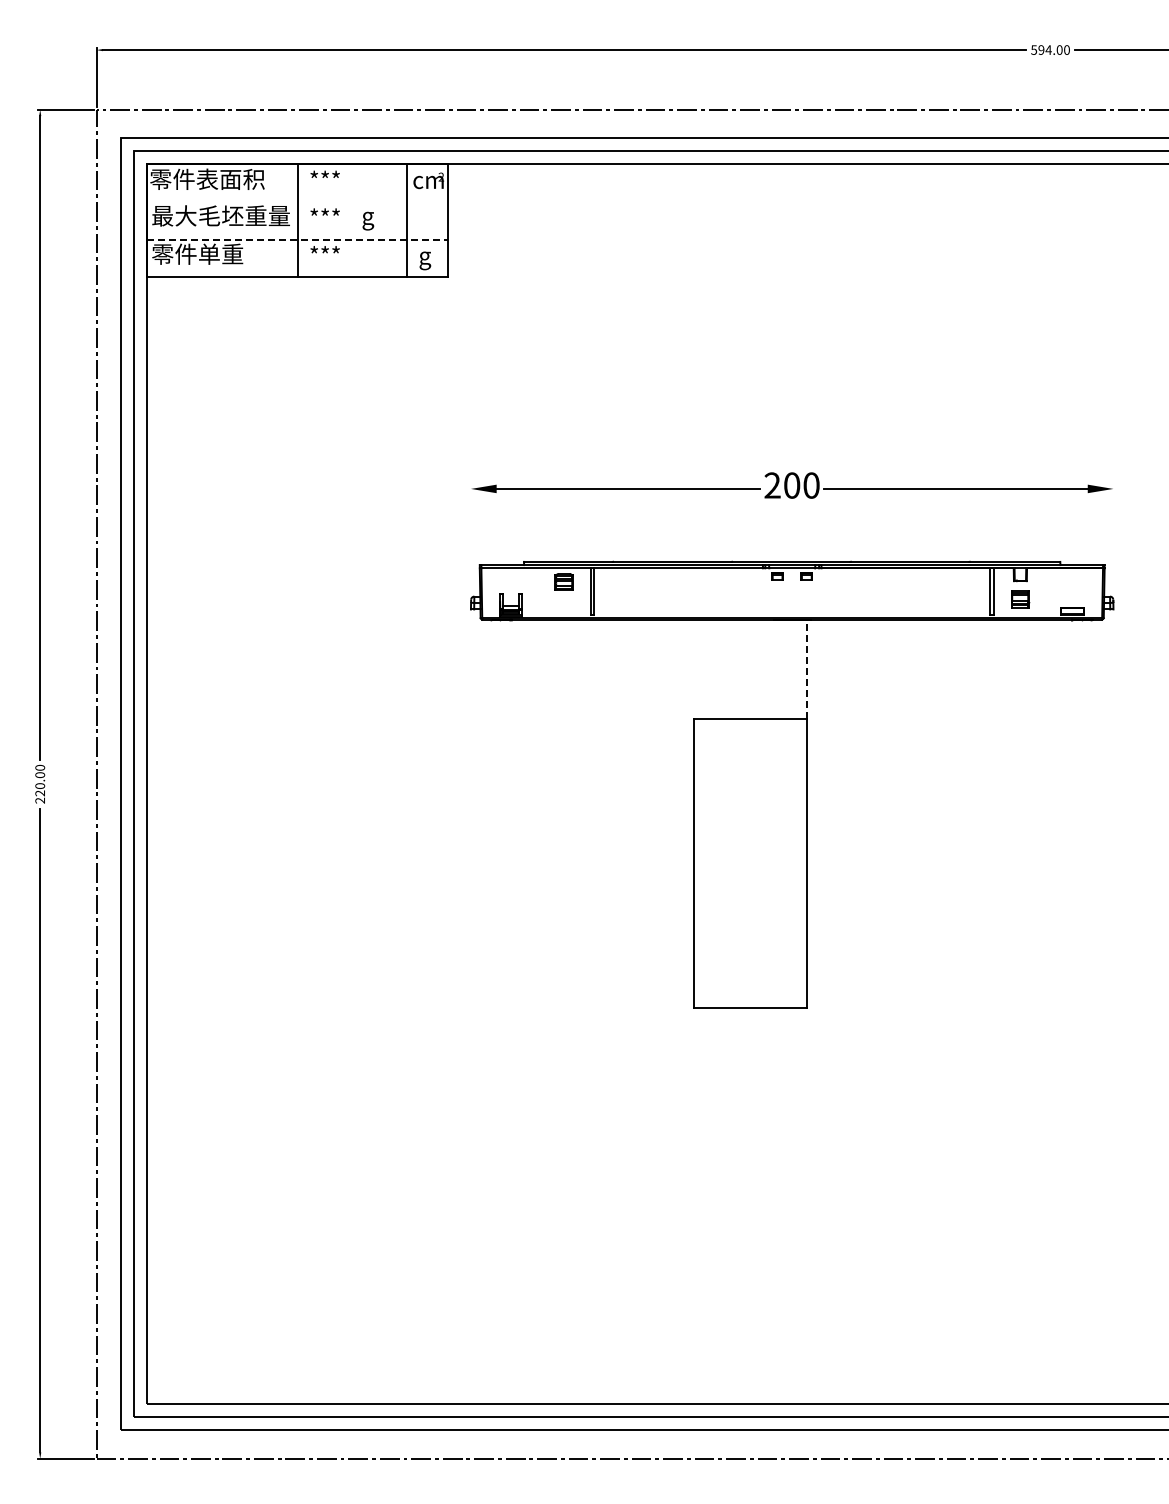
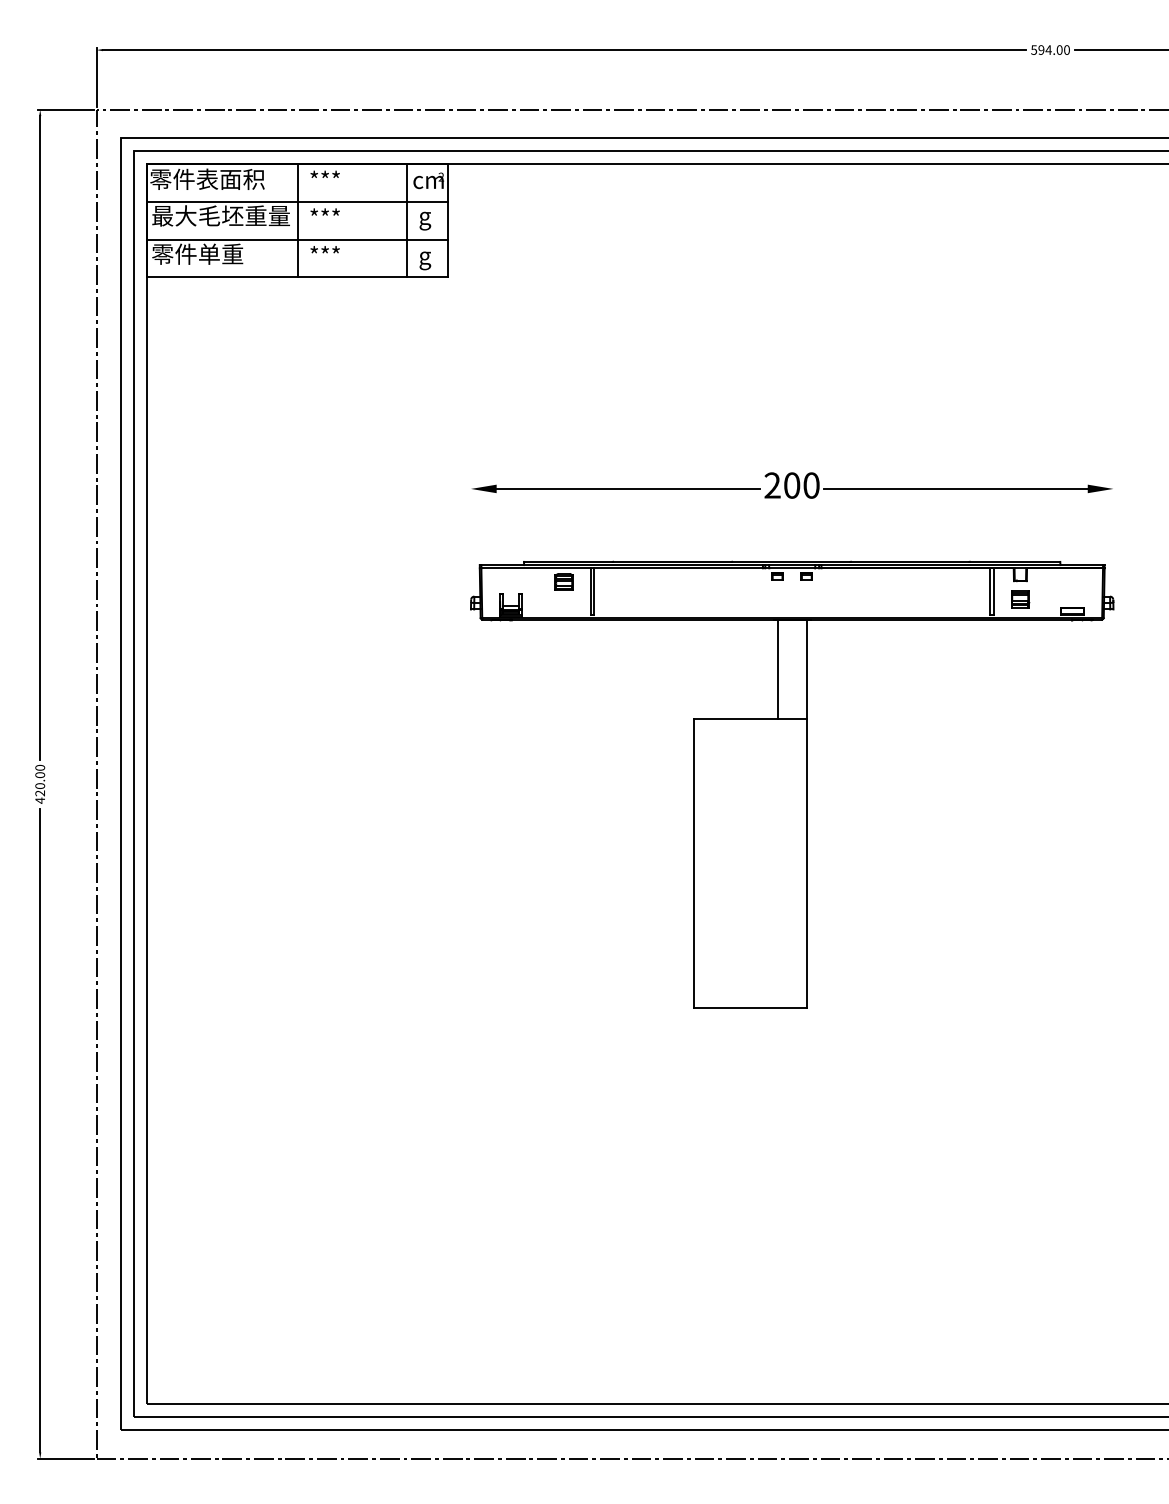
line: none -> present (297, 202)
text position: (368, 220) -> (425, 220) (425, 220)
line: dashed -> solid (297, 239)
line: none -> present (777, 669)
line: dashed -> solid (806, 669)
text: 220.00 -> 420.00 (39, 800)
